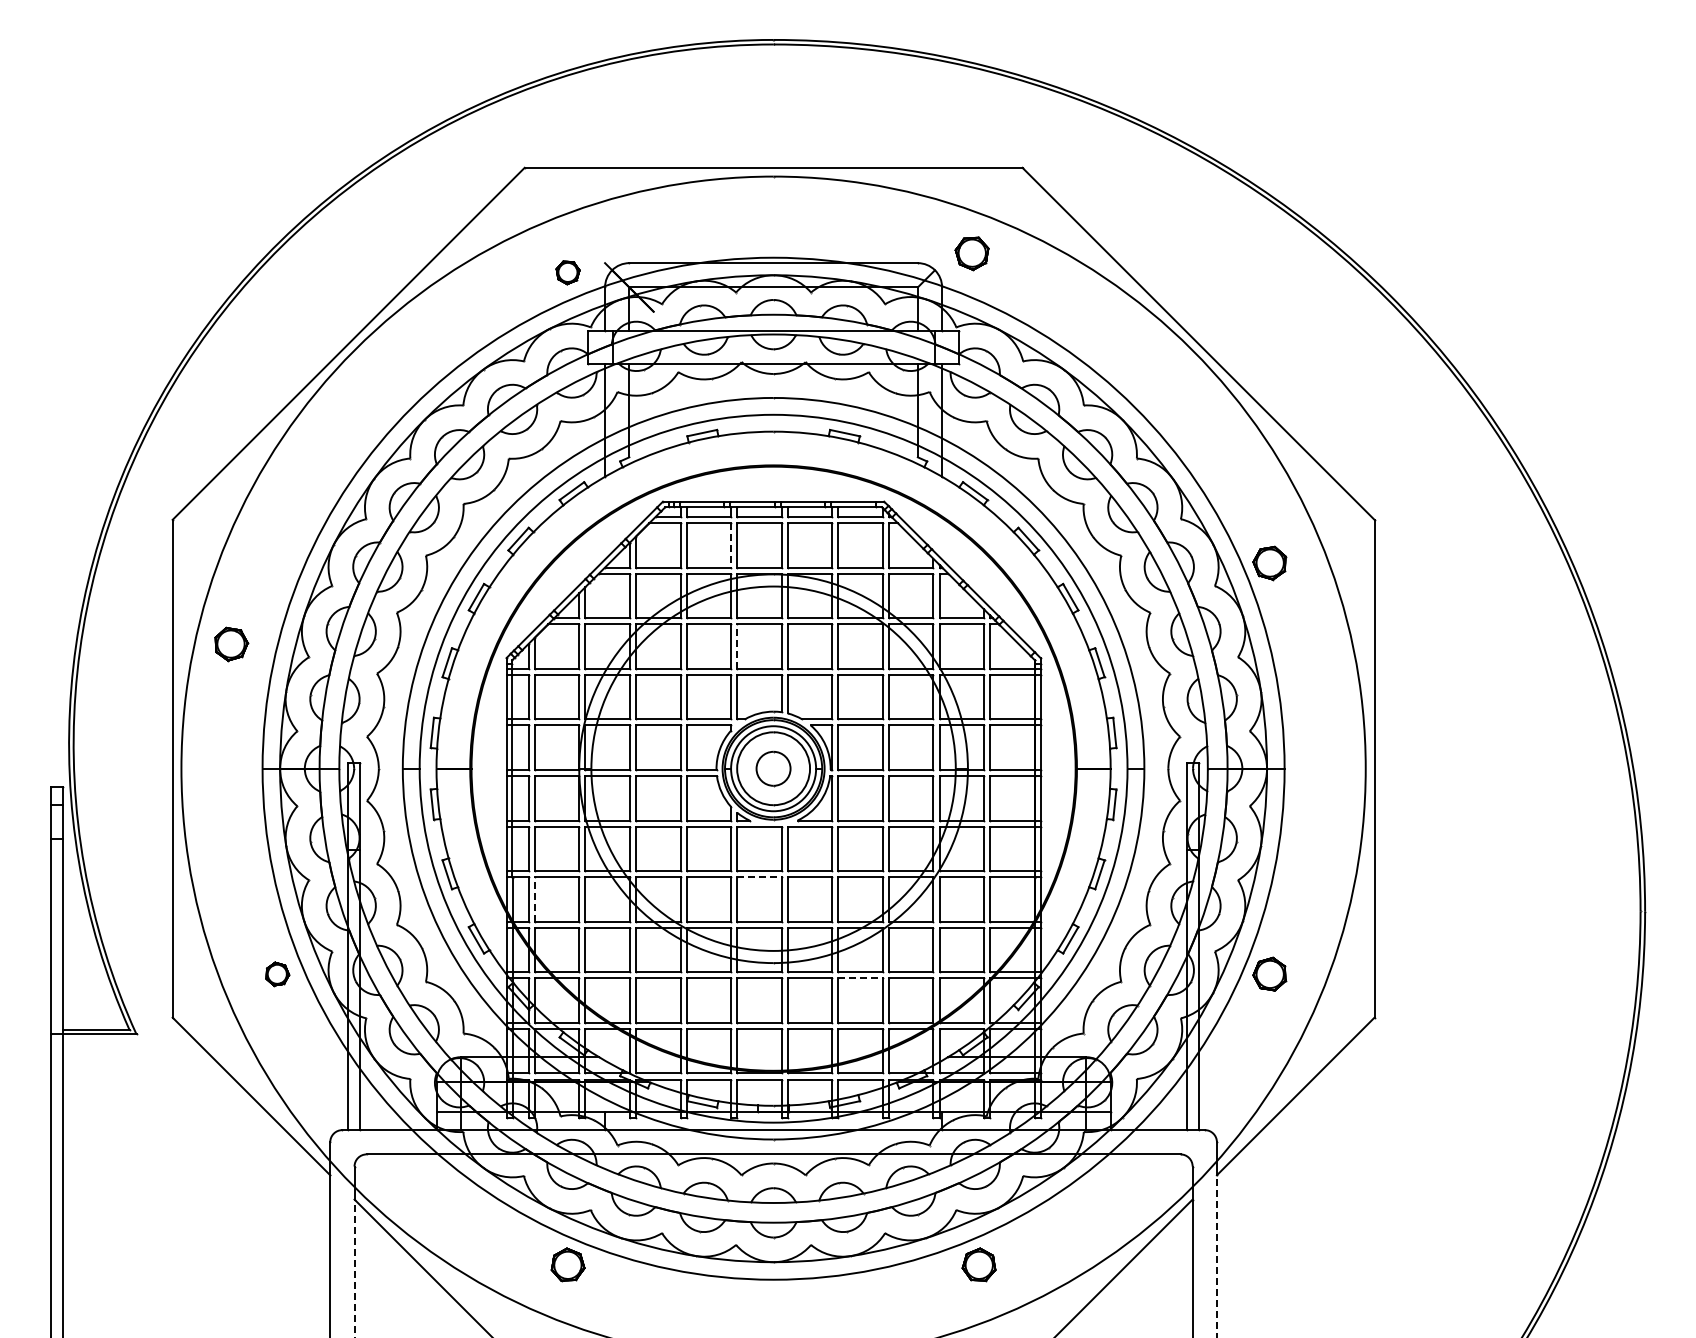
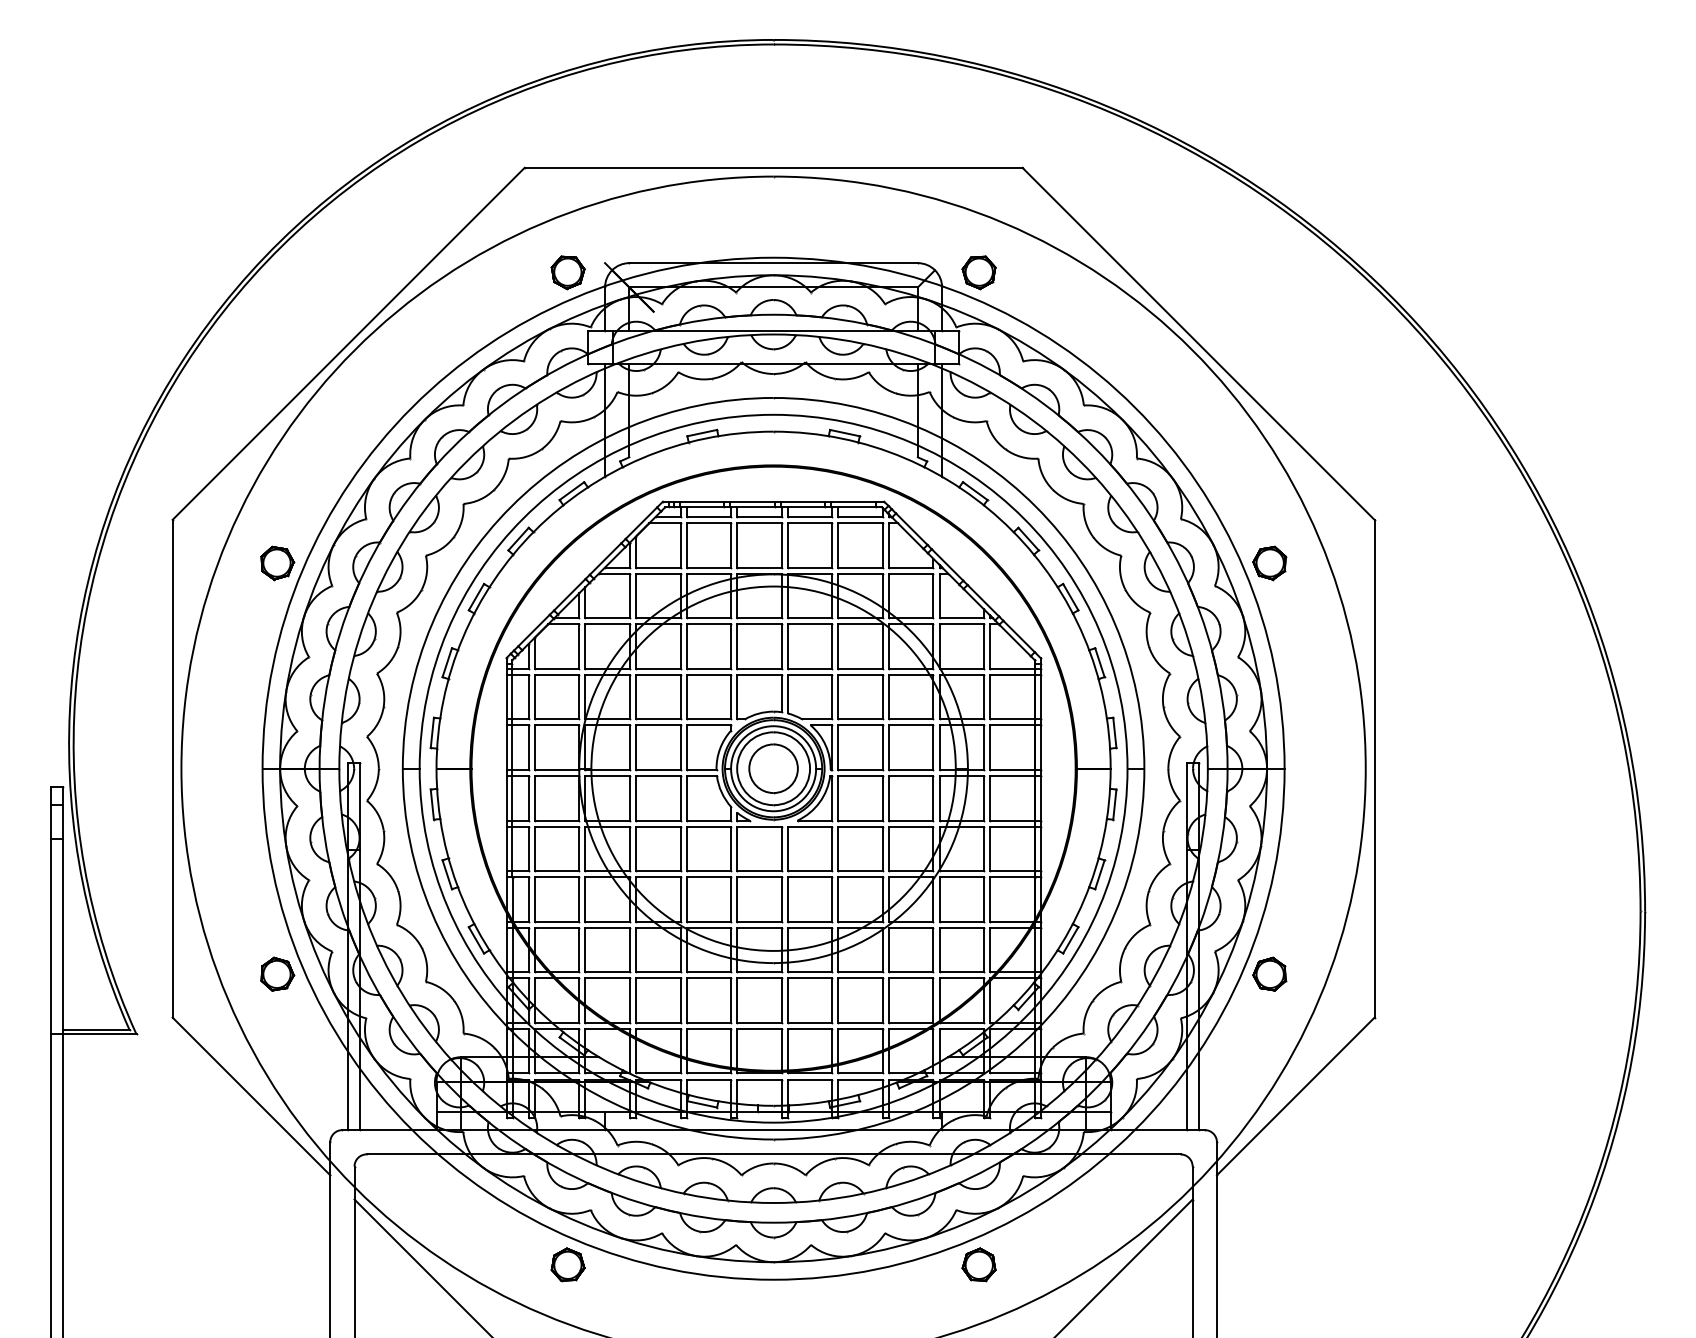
part position: (971, 253) -> (978, 272) (978, 272)
part size: 26x26 px -> 36x36 px (567, 272)
line: dashed -> solid (731, 545)
part position: (231, 644) -> (277, 563) (277, 563)
line: dashed -> solid (737, 645)
part size: 37x38 px -> 51x52 px (773, 768)
line: dashed -> solid (759, 877)
line: dashed -> solid (534, 898)
part size: 26x27 px -> 36x36 px (277, 973)
line: dashed -> solid (861, 978)
line: dashed -> solid (1216, 1256)
line: dashed -> solid (354, 1268)
